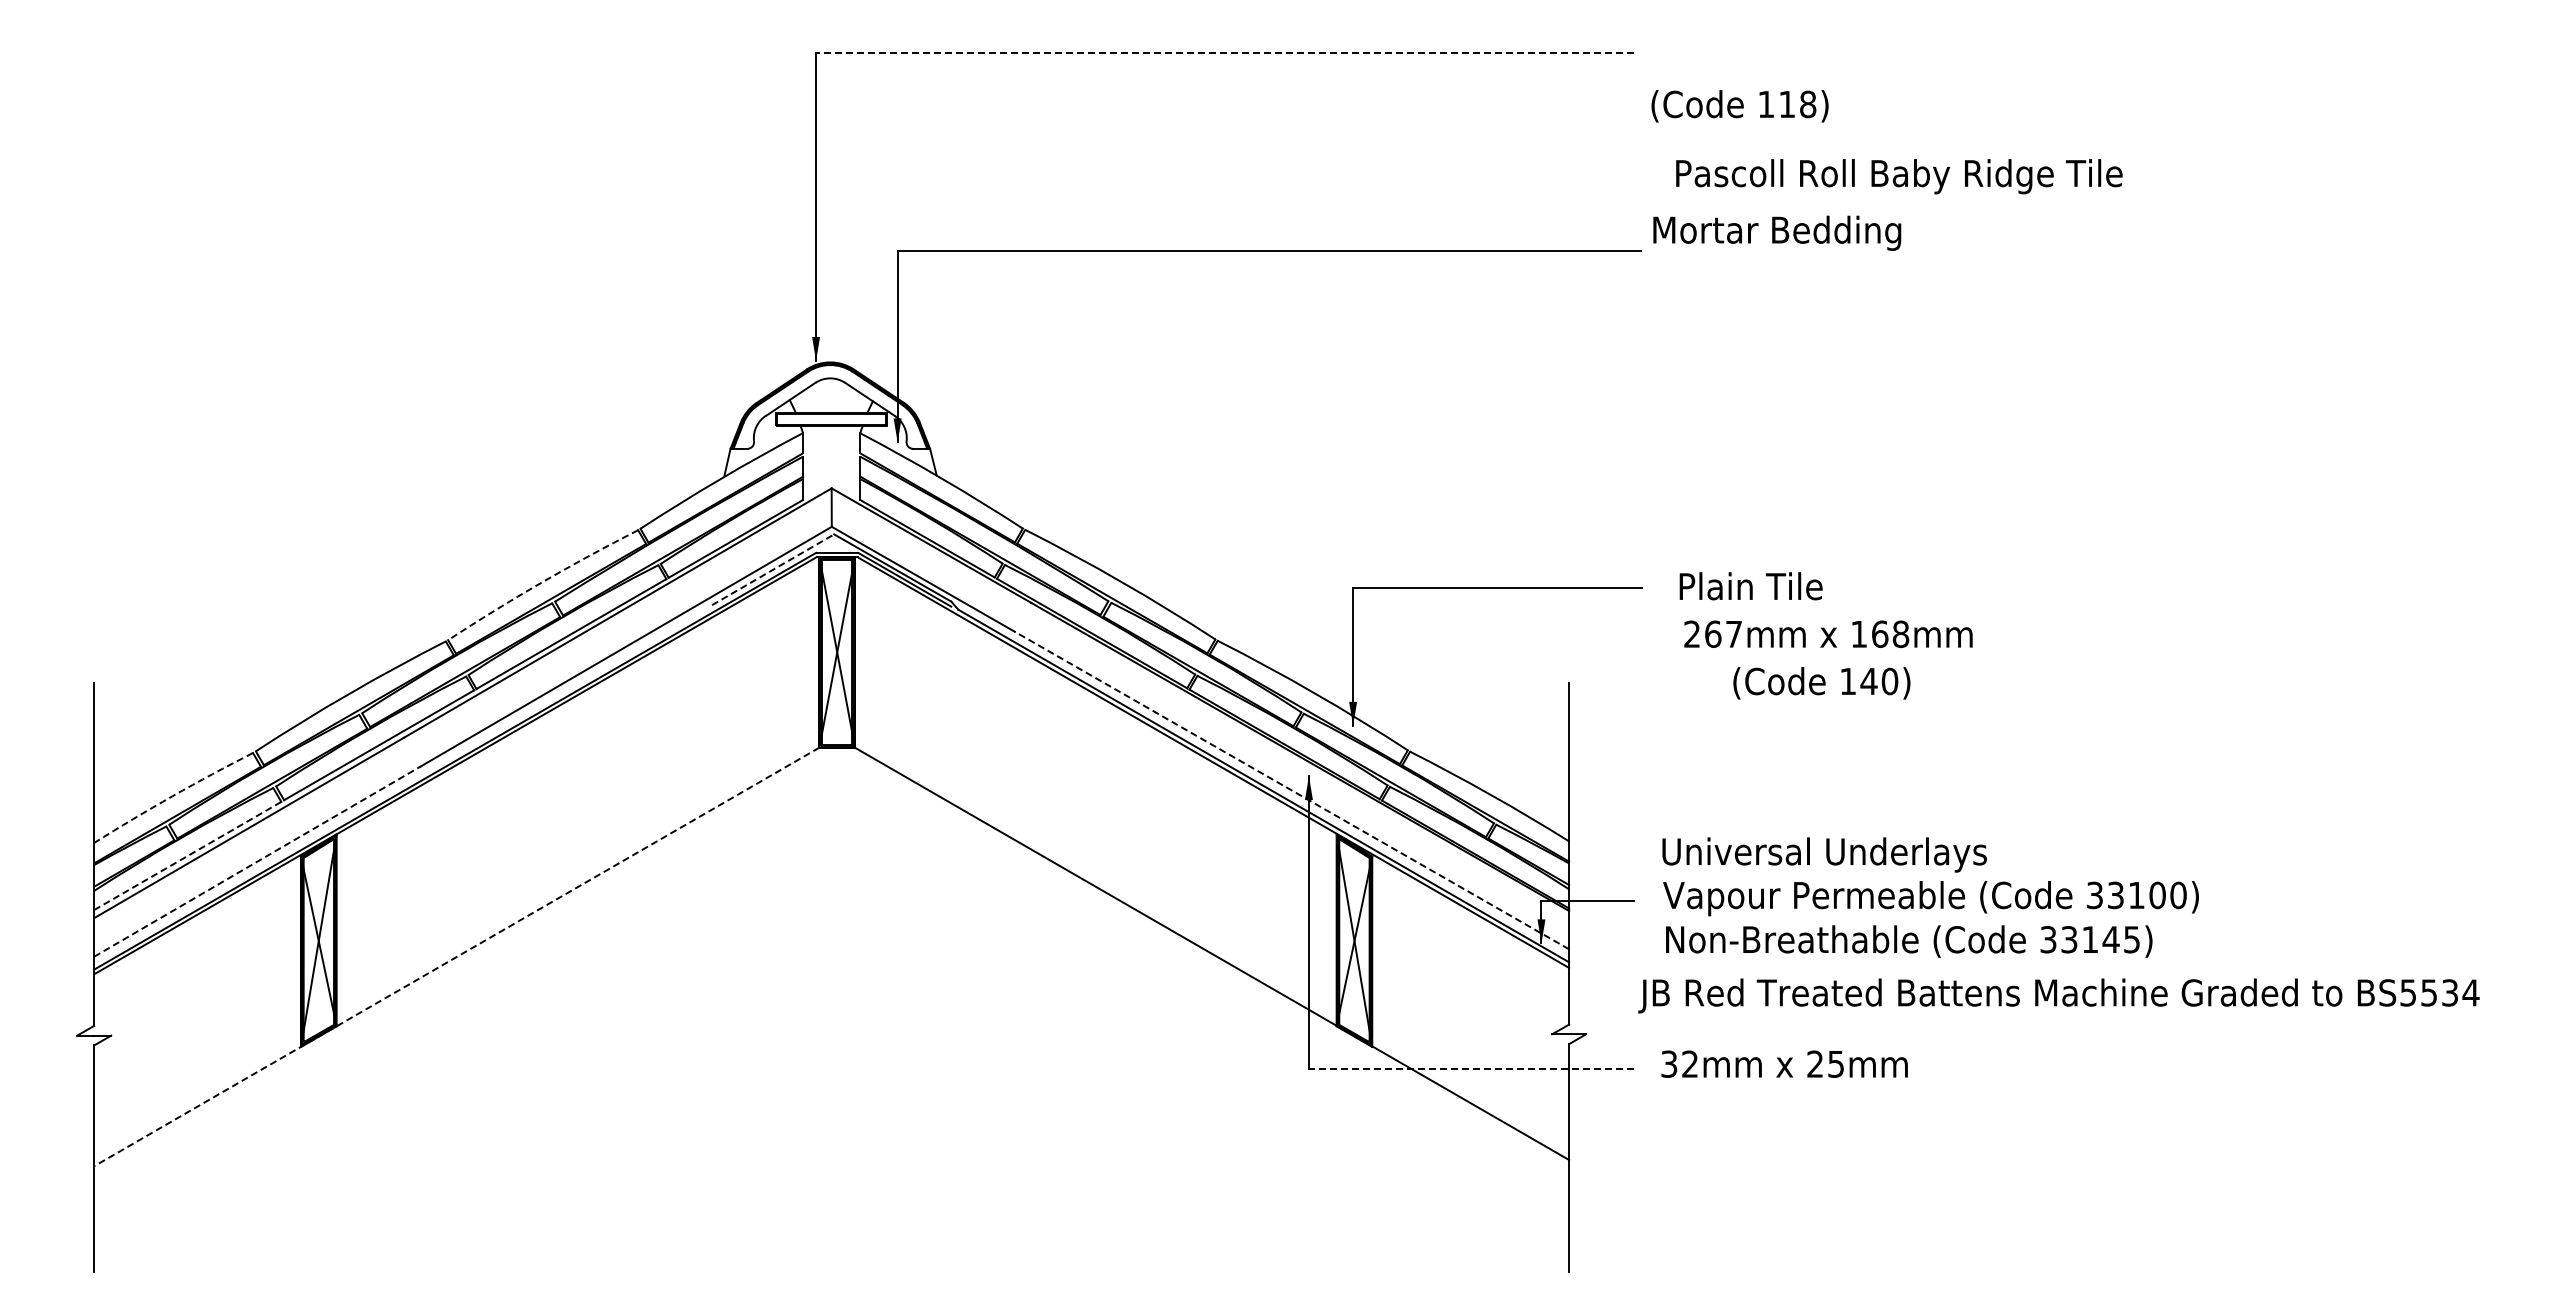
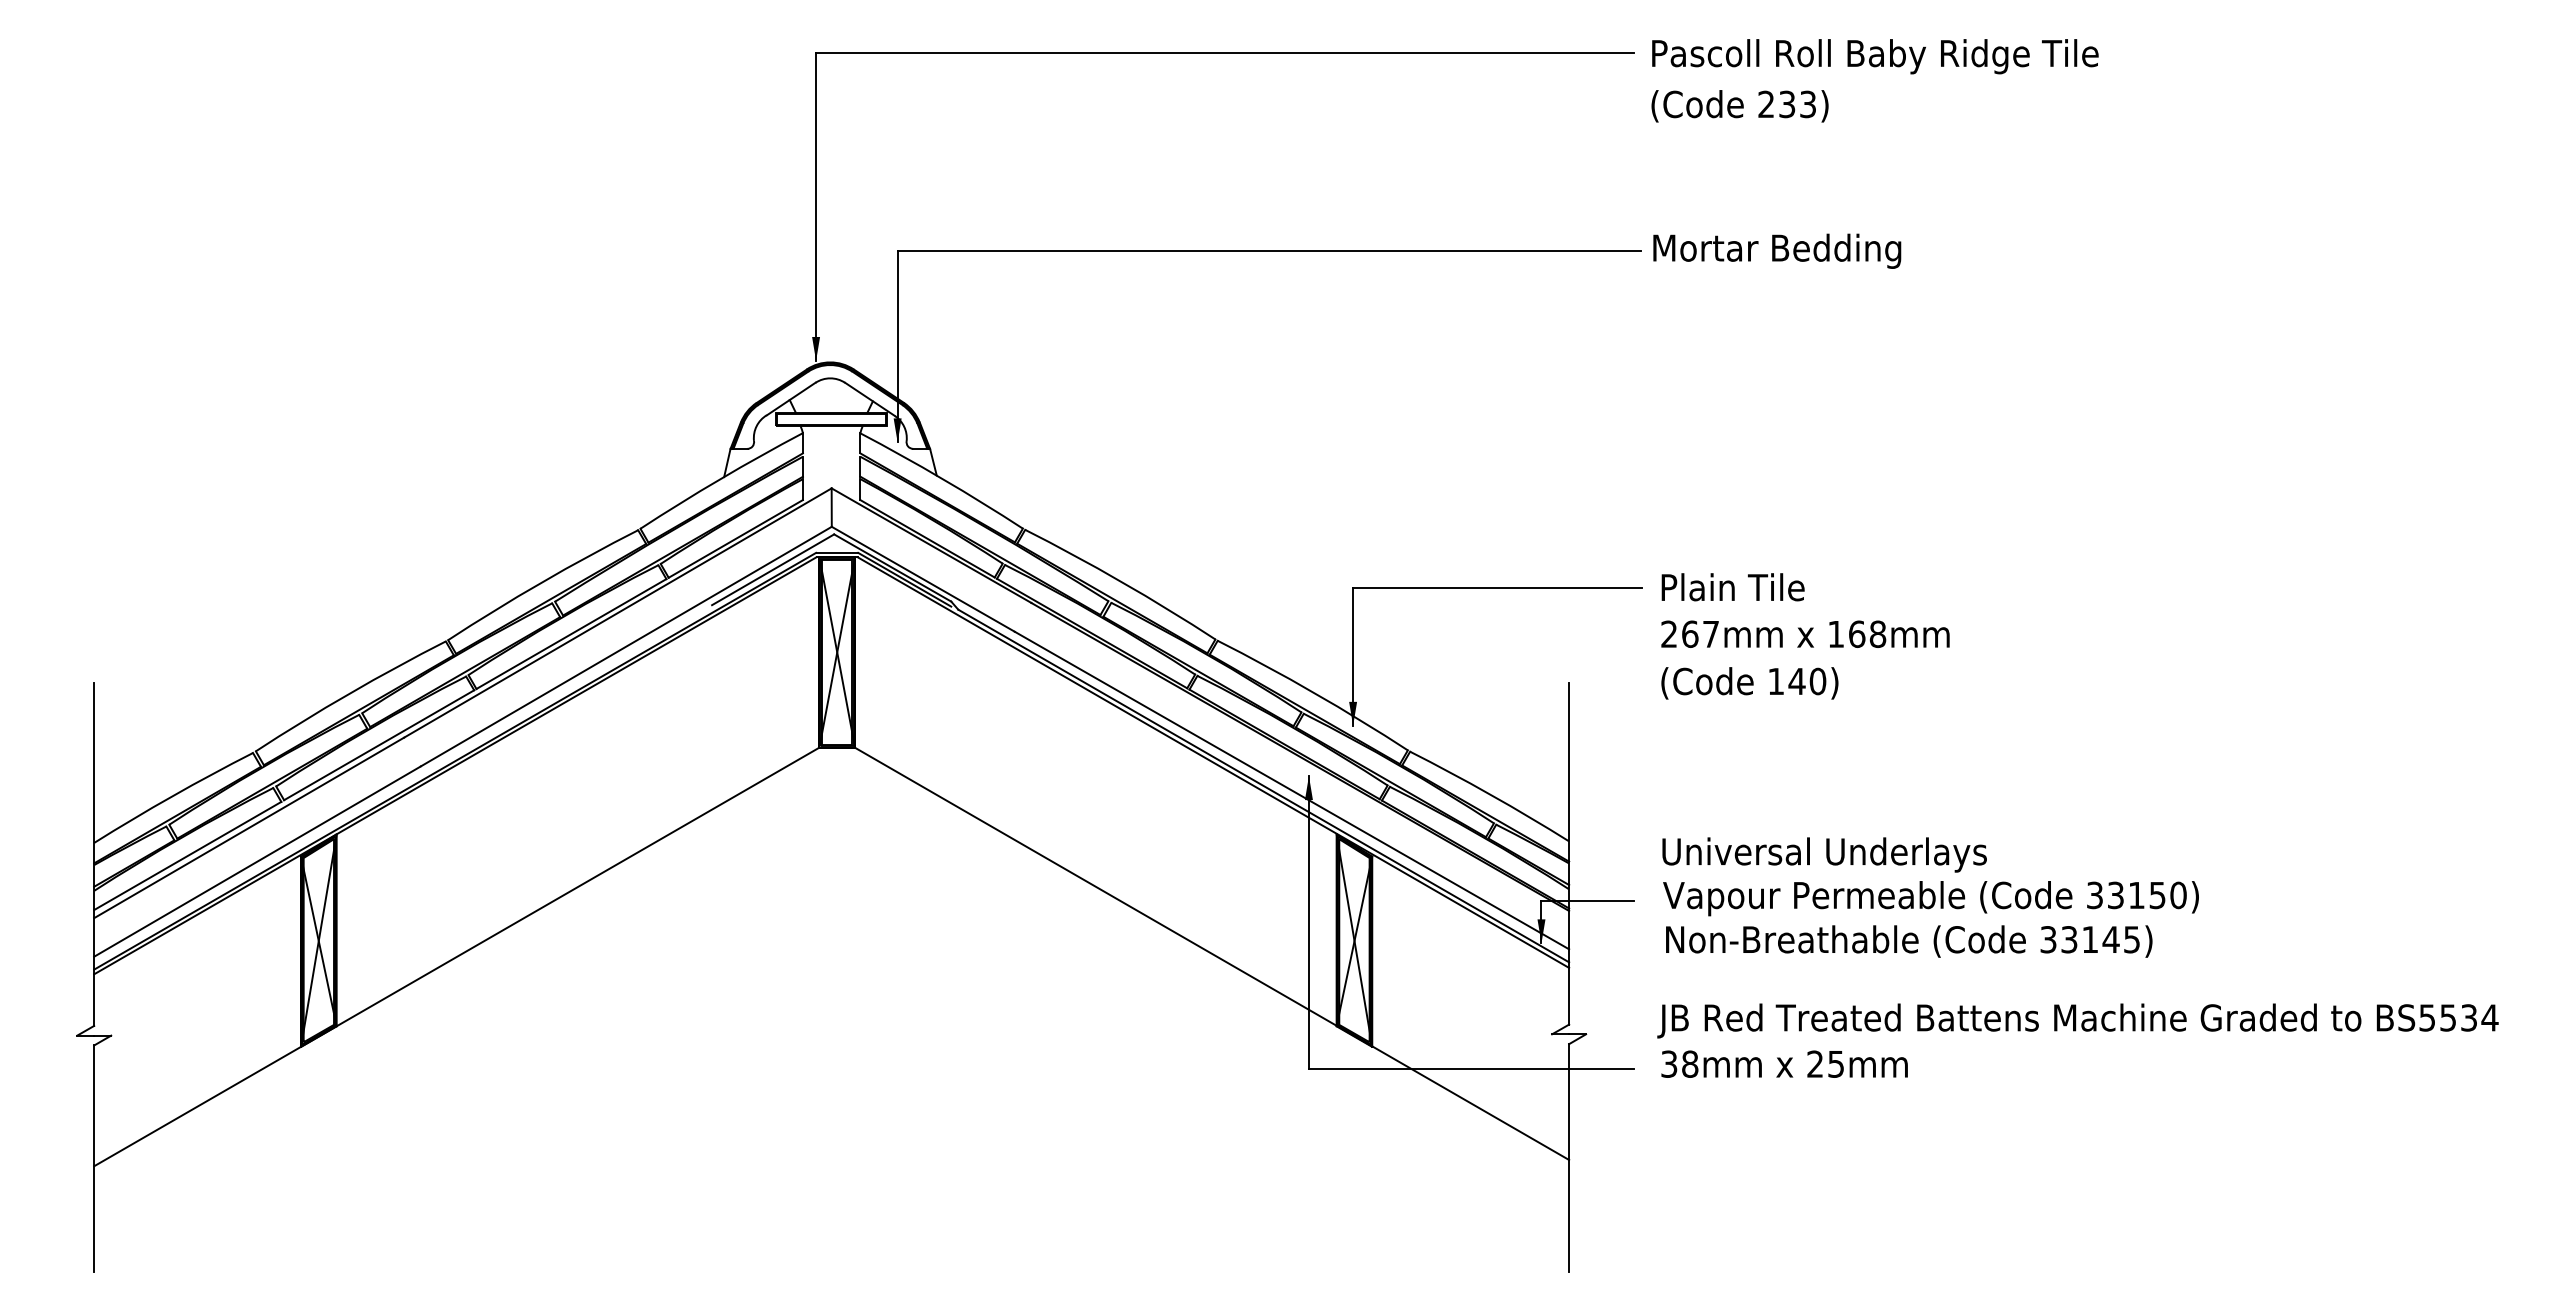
line: dashed -> solid (1225, 52)
text: 118) -> 233) (1787, 104)
text position: (1899, 176) -> (1875, 56) (1875, 56)
text position: (1777, 232) -> (1777, 250) (1777, 250)
line: dashed -> solid (773, 569)
arc: dashed -> solid (541, 582)
text position: (1750, 586) -> (1732, 587) (1732, 587)
text position: (1828, 633) -> (1805, 633) (1805, 633)
text position: (1821, 683) -> (1749, 683) (1749, 683)
line: dashed -> solid (1291, 790)
arc: dashed -> solid (172, 796)
line: dashed -> solid (188, 855)
line: dashed -> solid (257, 861)
text: 33100) -> 33150) (2157, 895)
line: dashed -> solid (456, 956)
text position: (2058, 995) -> (2077, 1020) (2077, 1020)
text: 32mm -> 38mm (1690, 1063)
line: dashed -> solid (1471, 1069)
